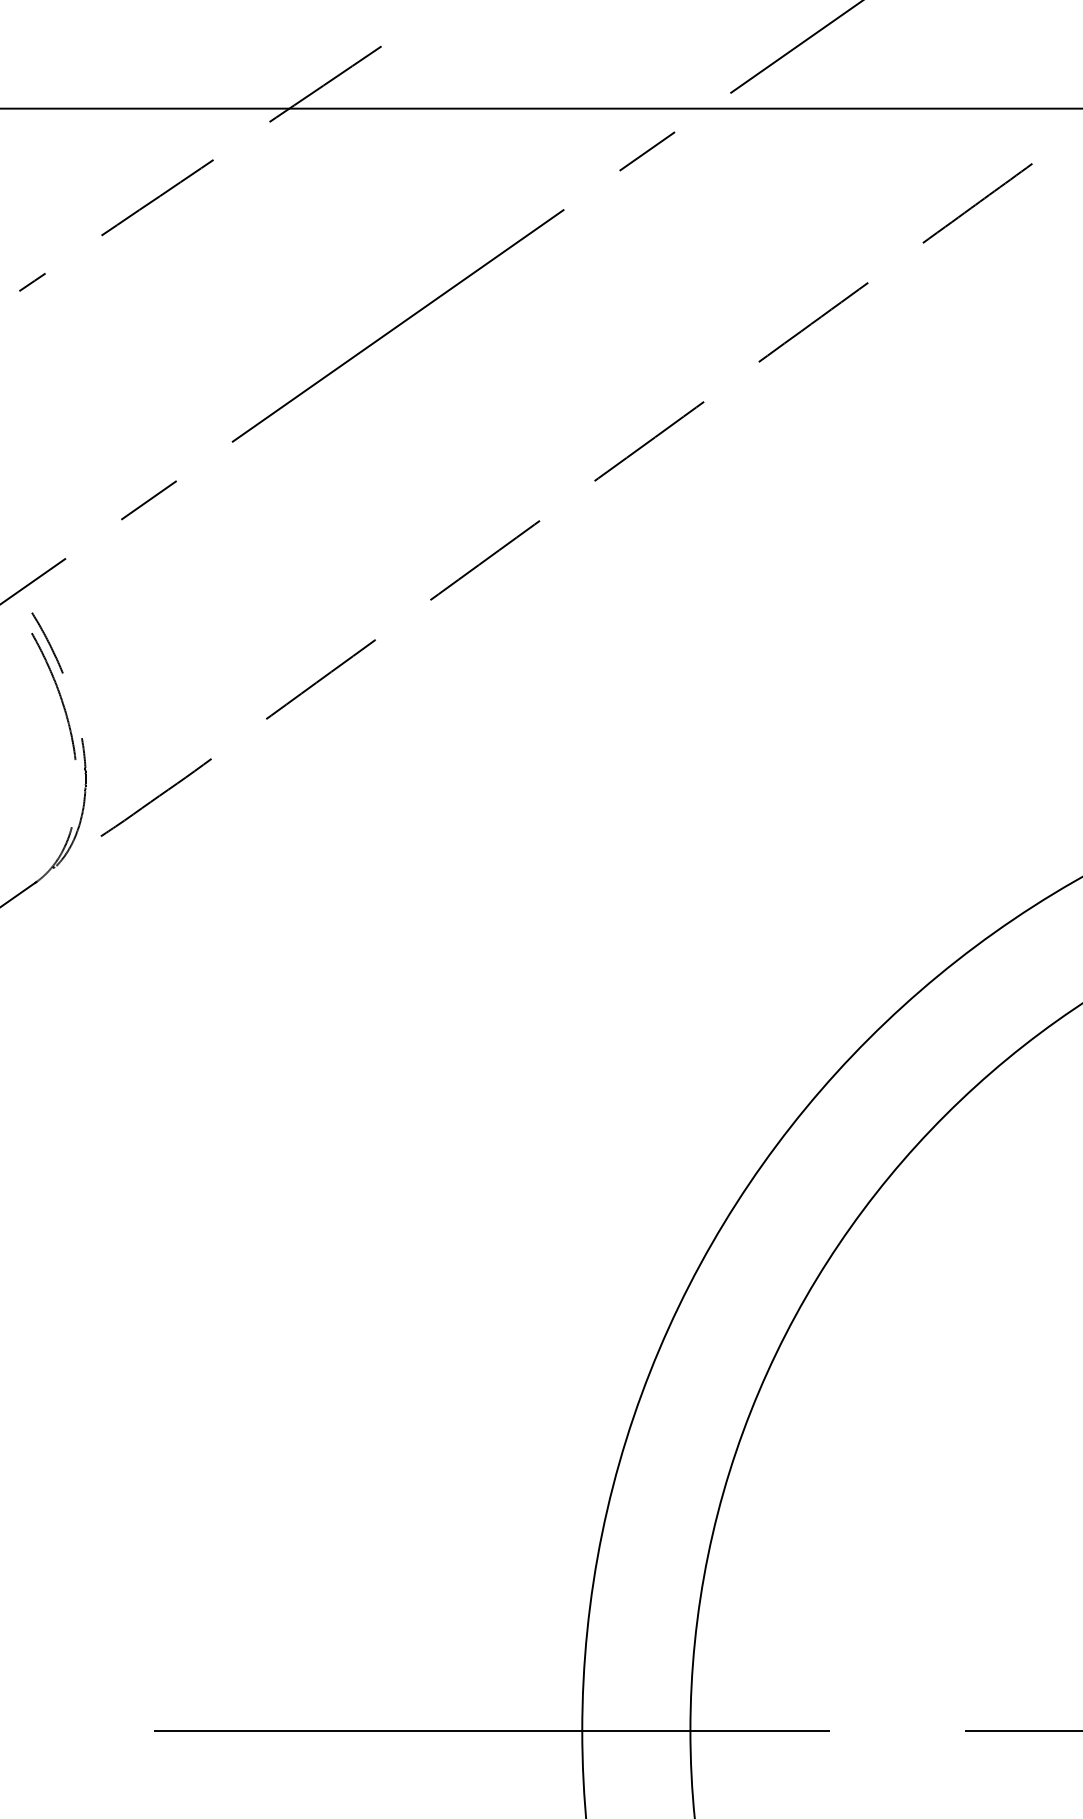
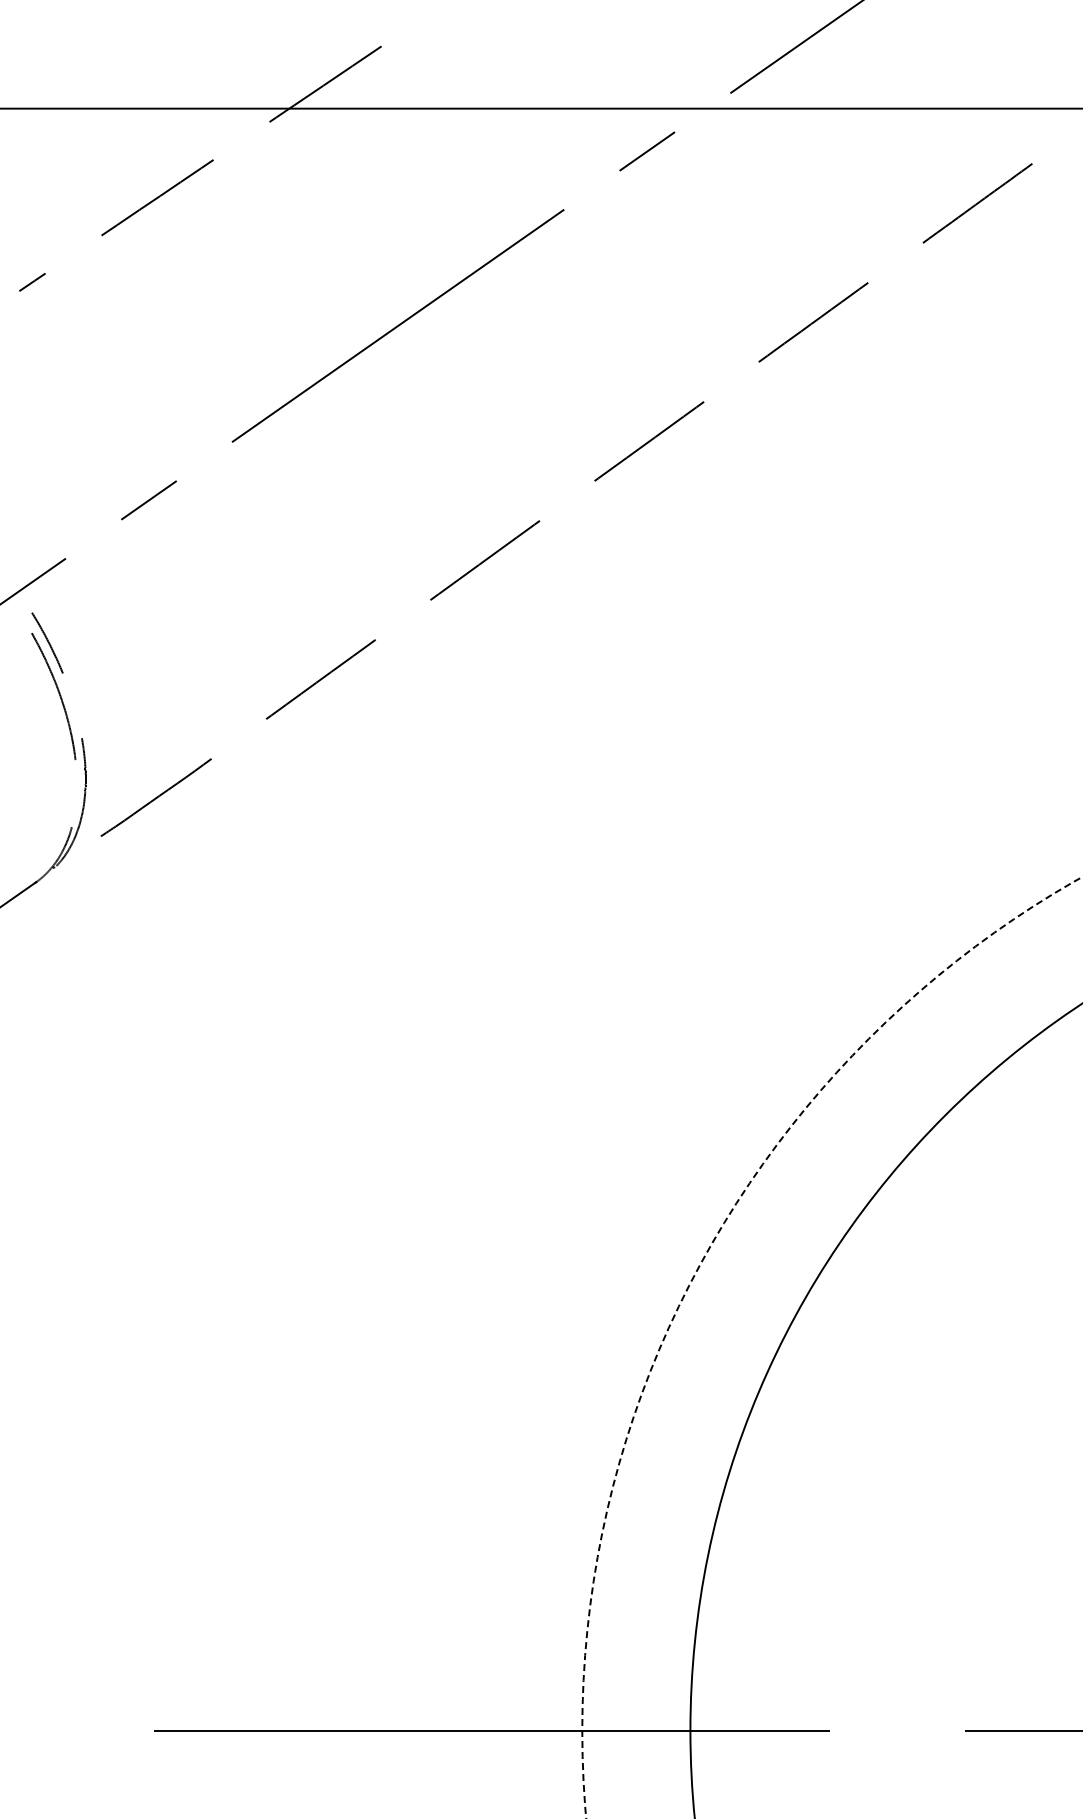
circle: solid -> dashed (832, 1347)
